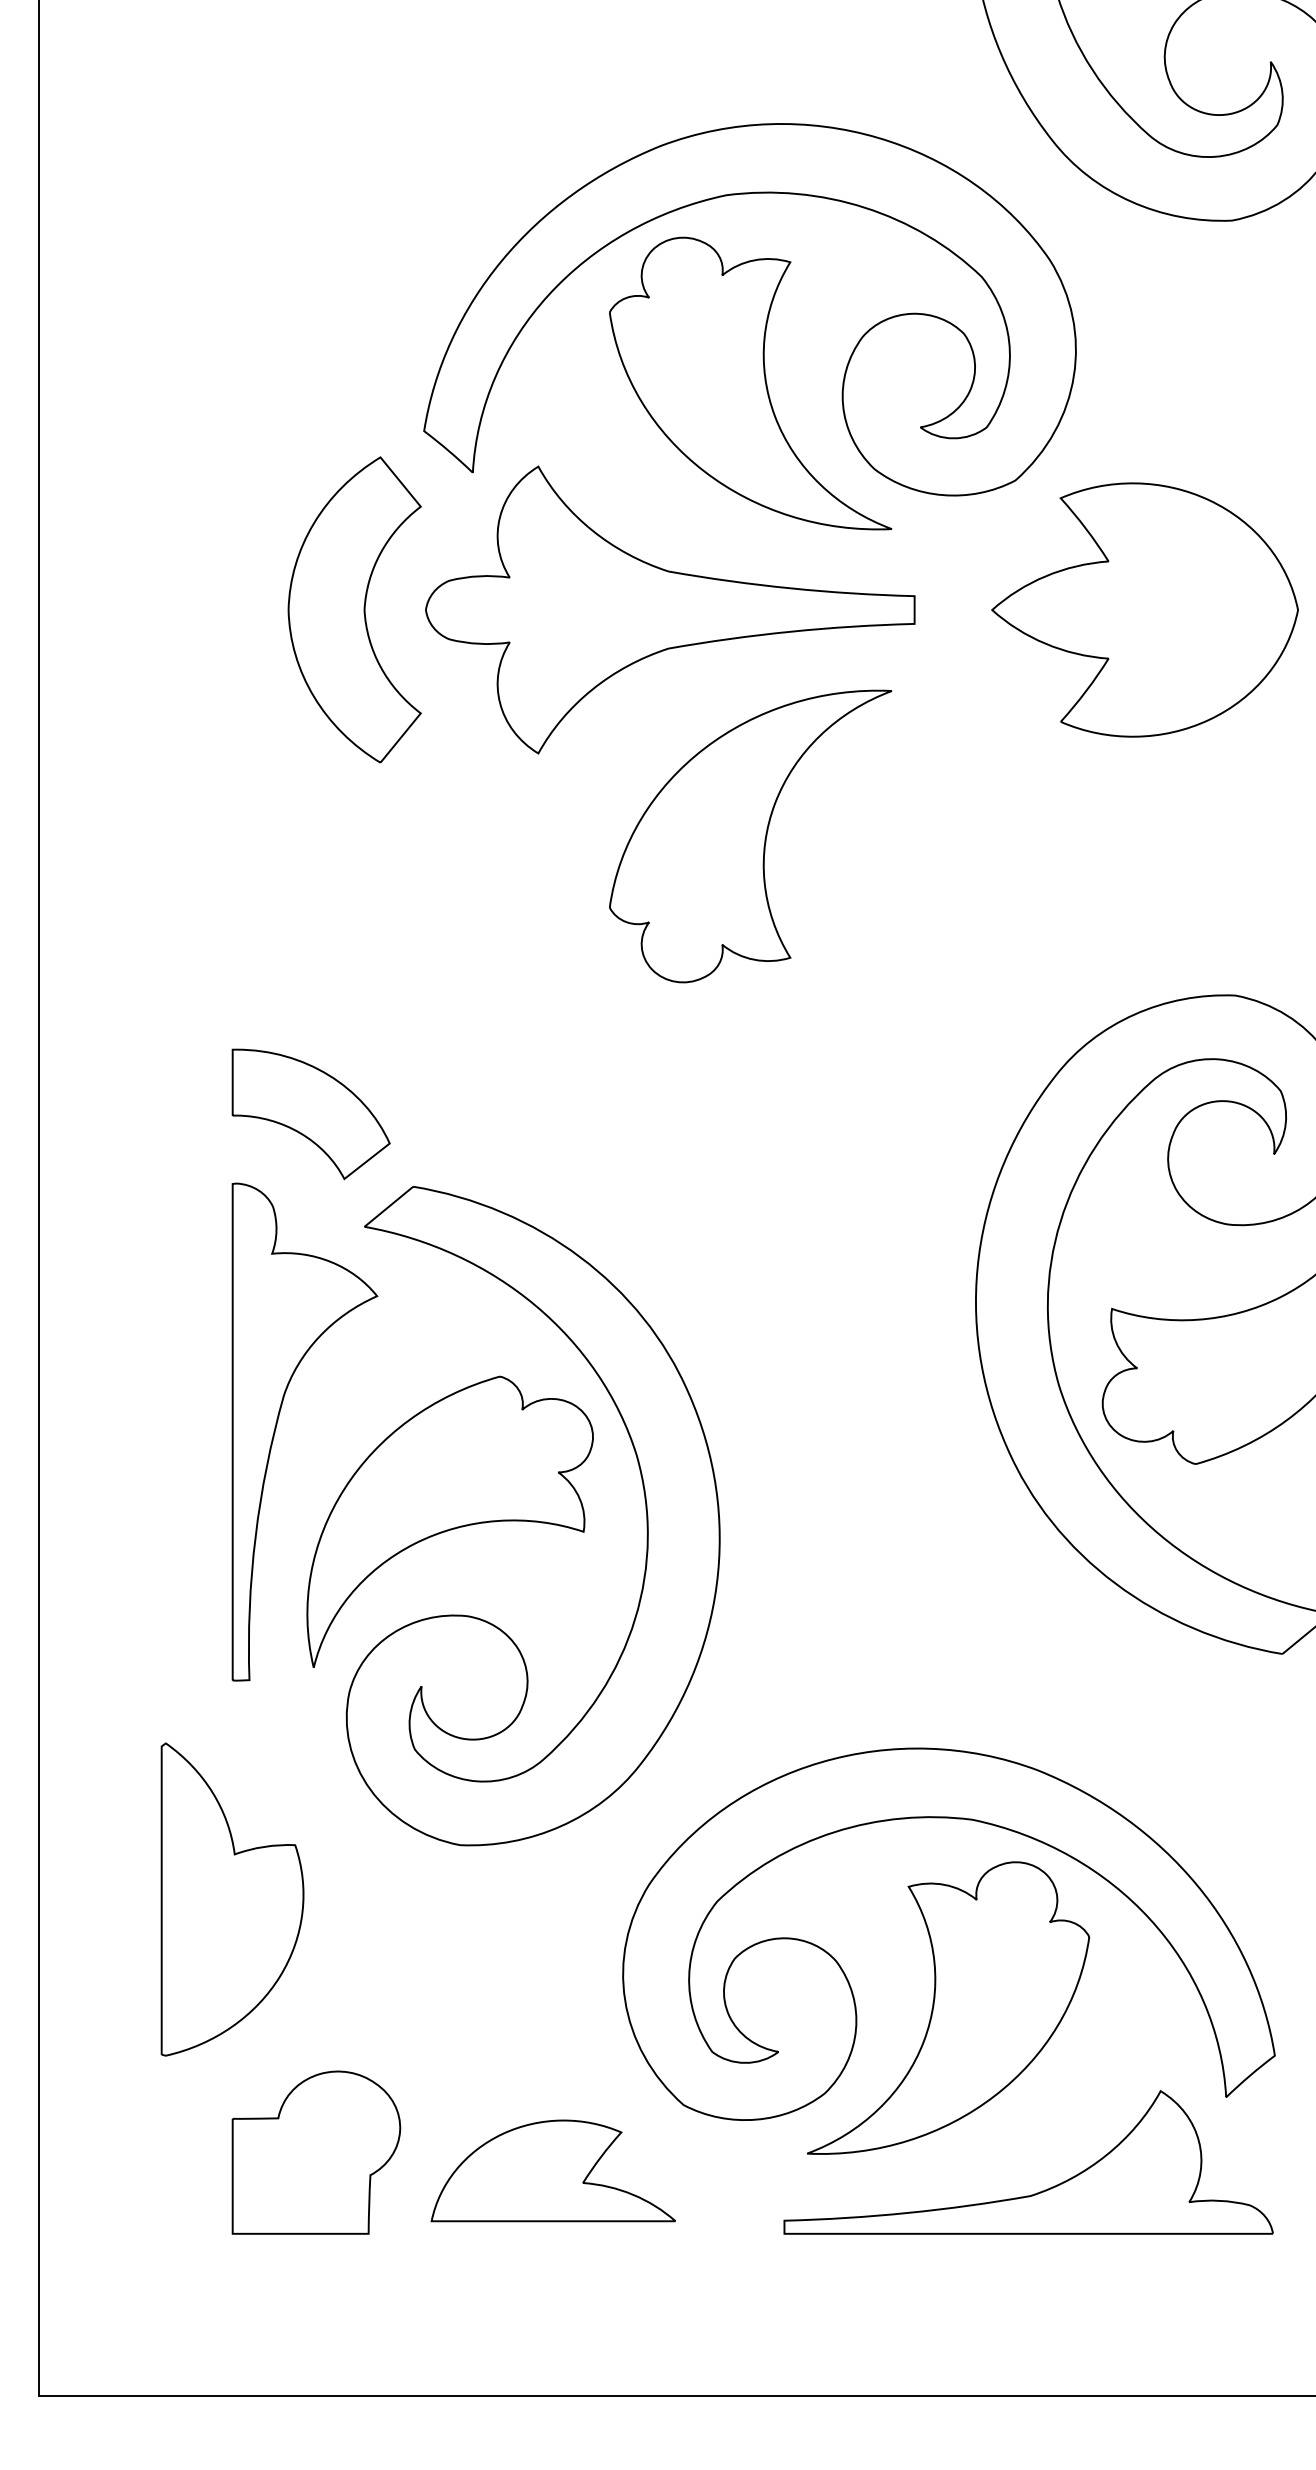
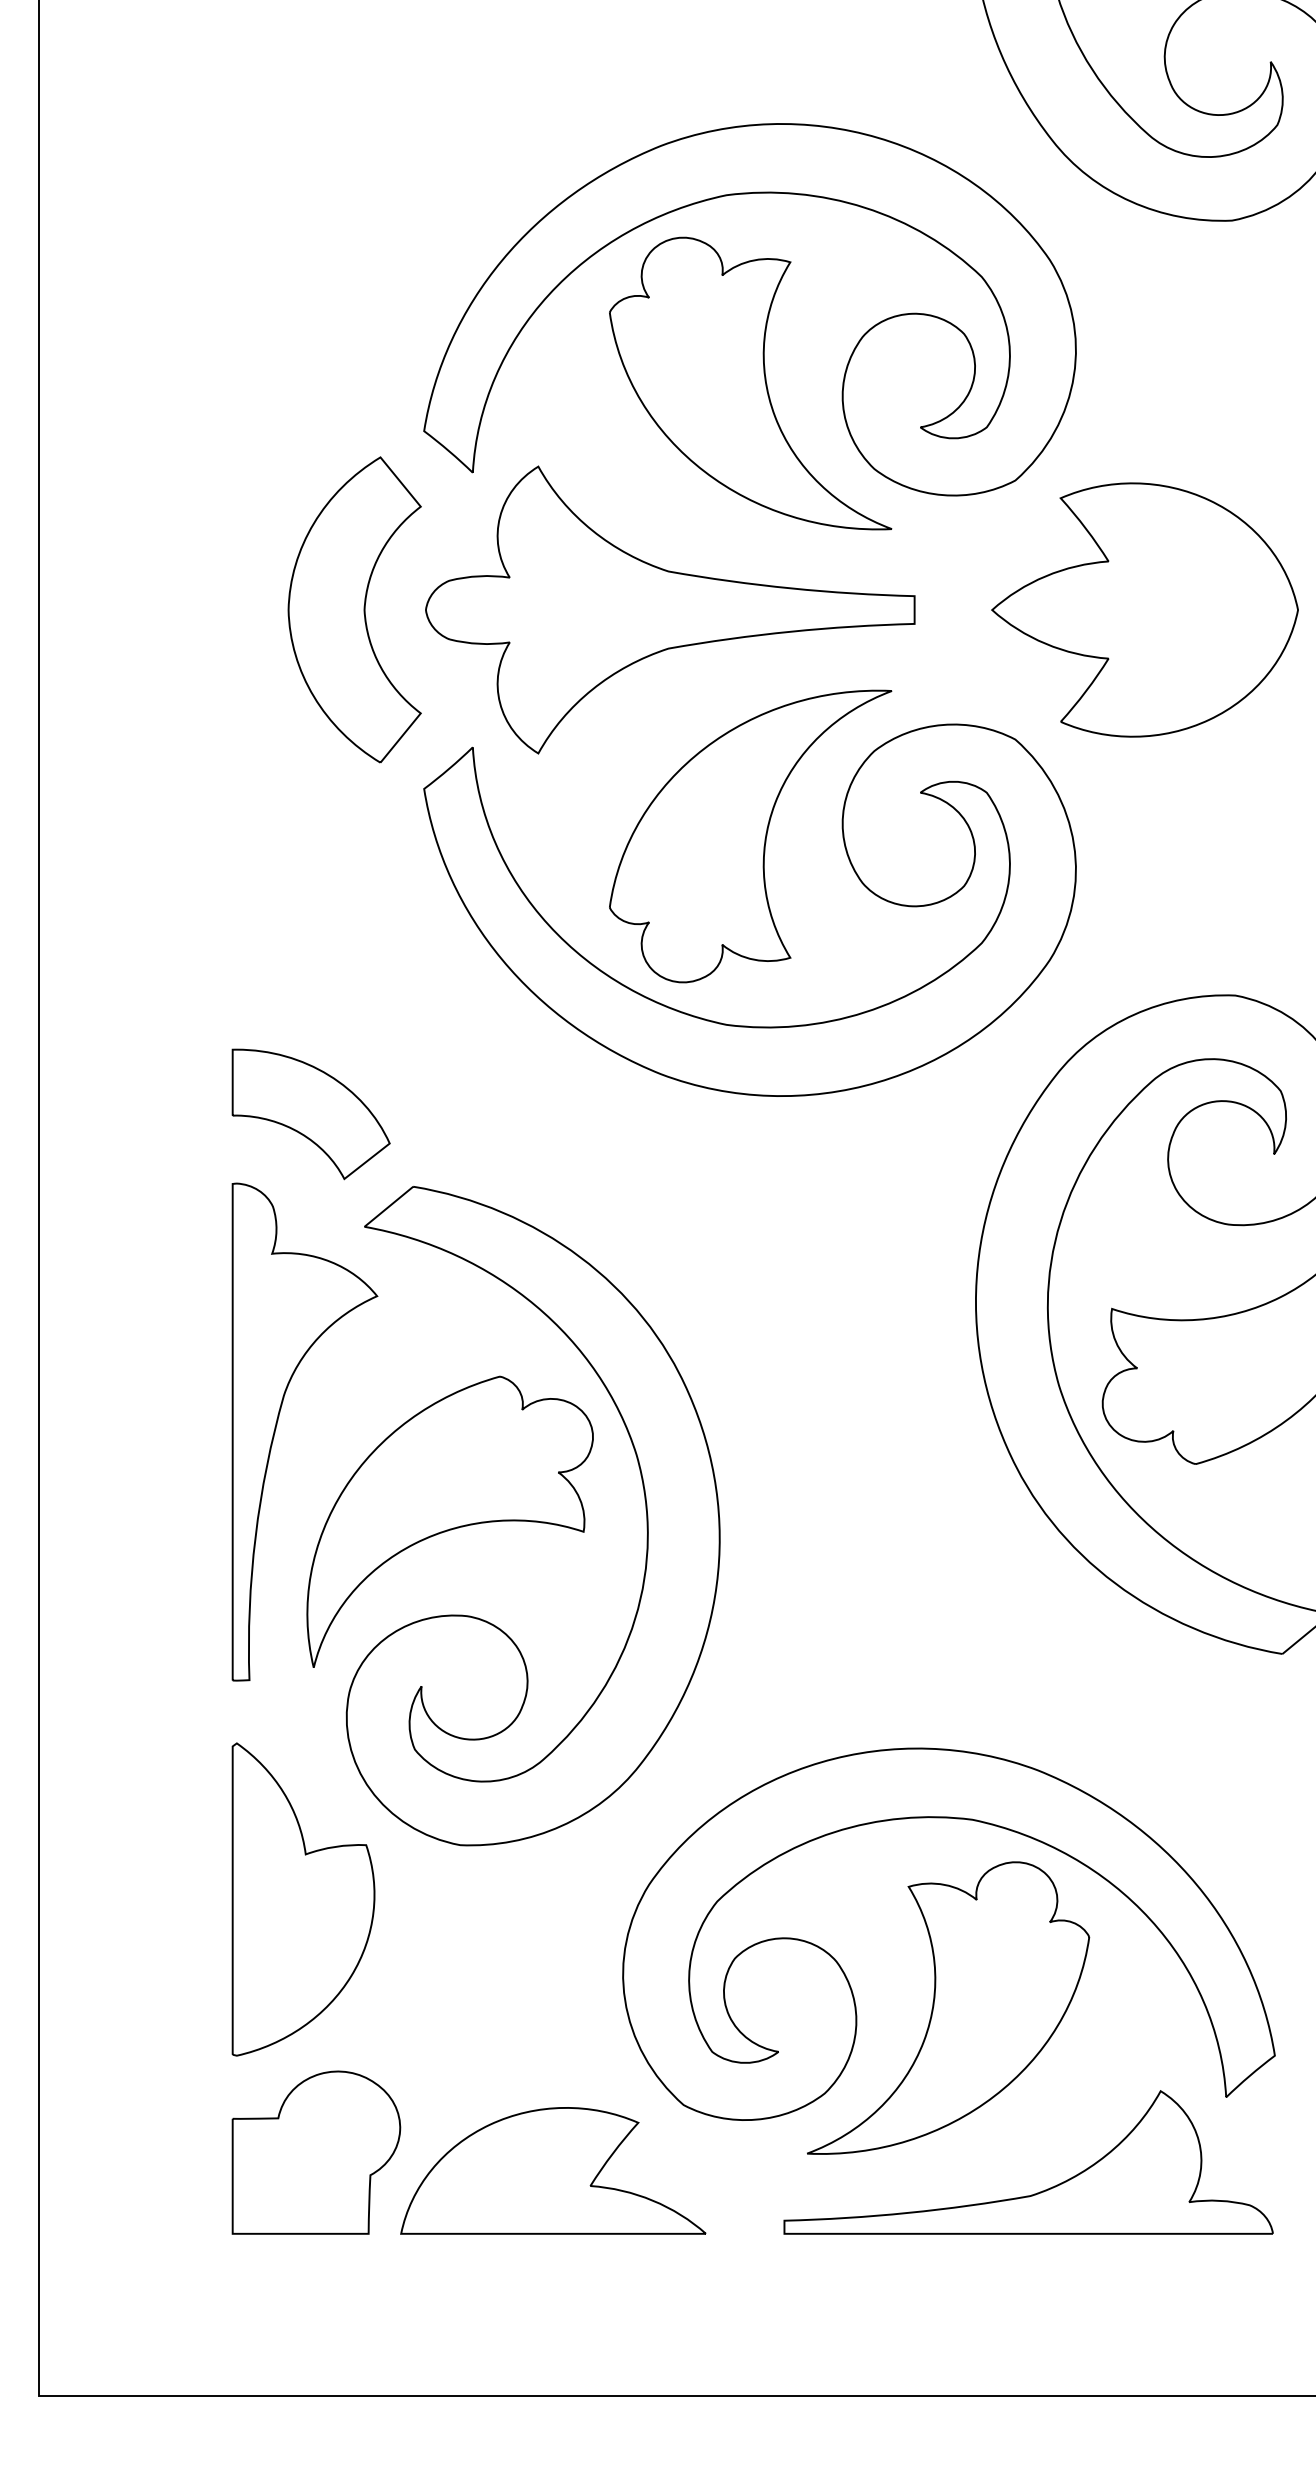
part: none -> present (849, 862)
part position: (232, 1899) -> (303, 1899) (303, 1899)
part size: 246x104 px -> 307x128 px (553, 2170)
